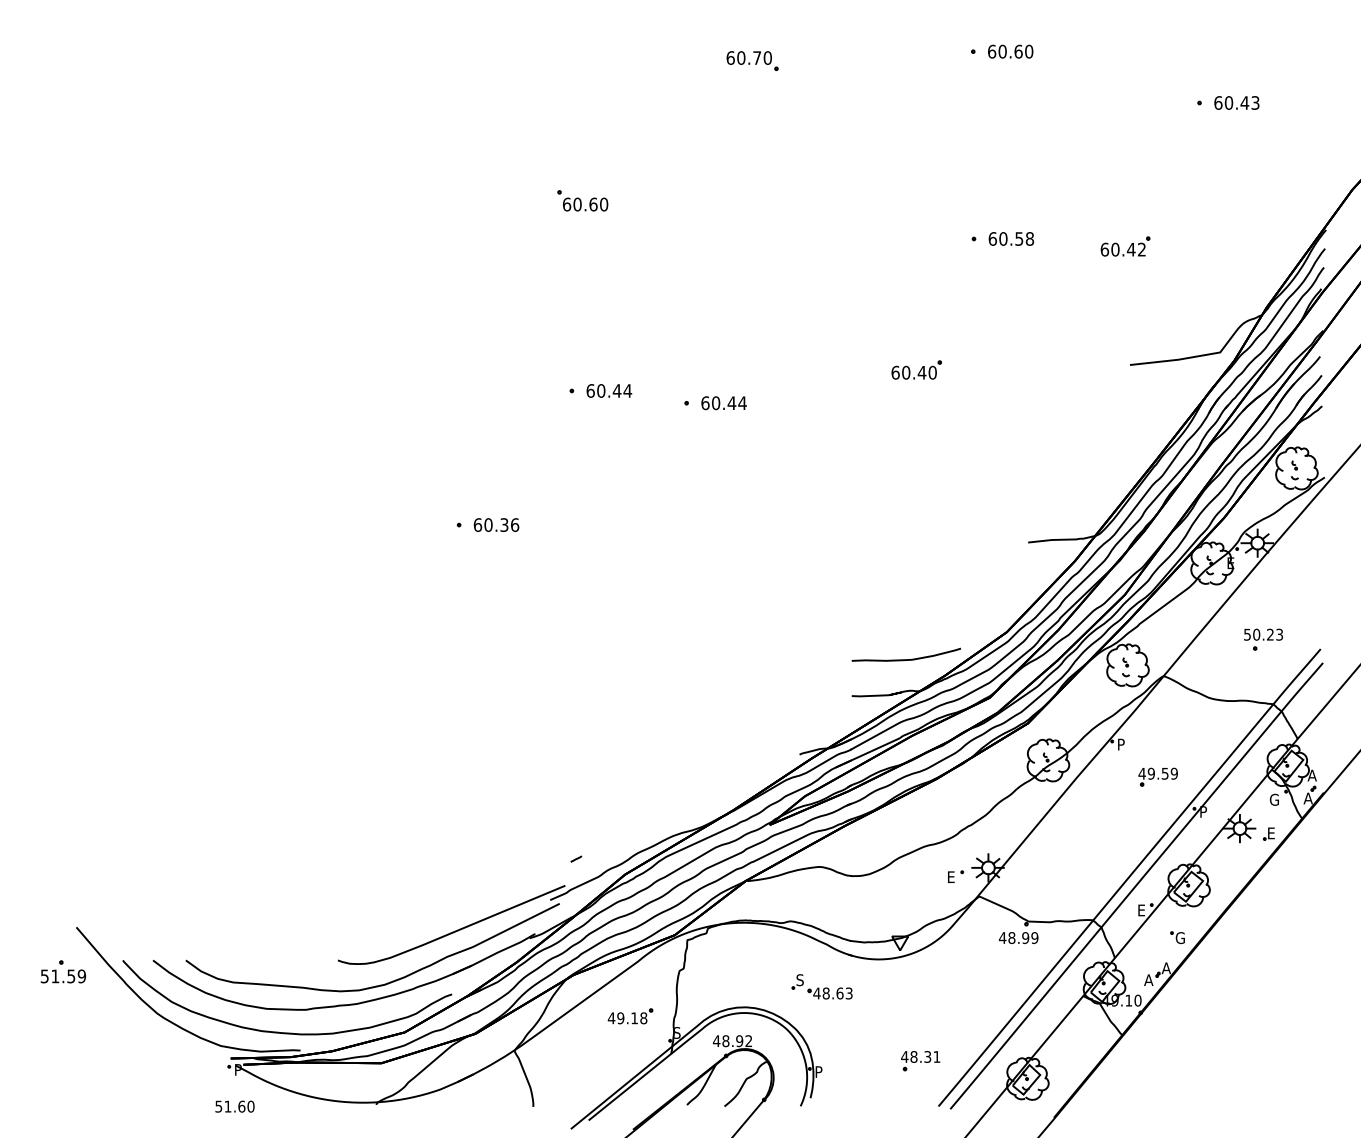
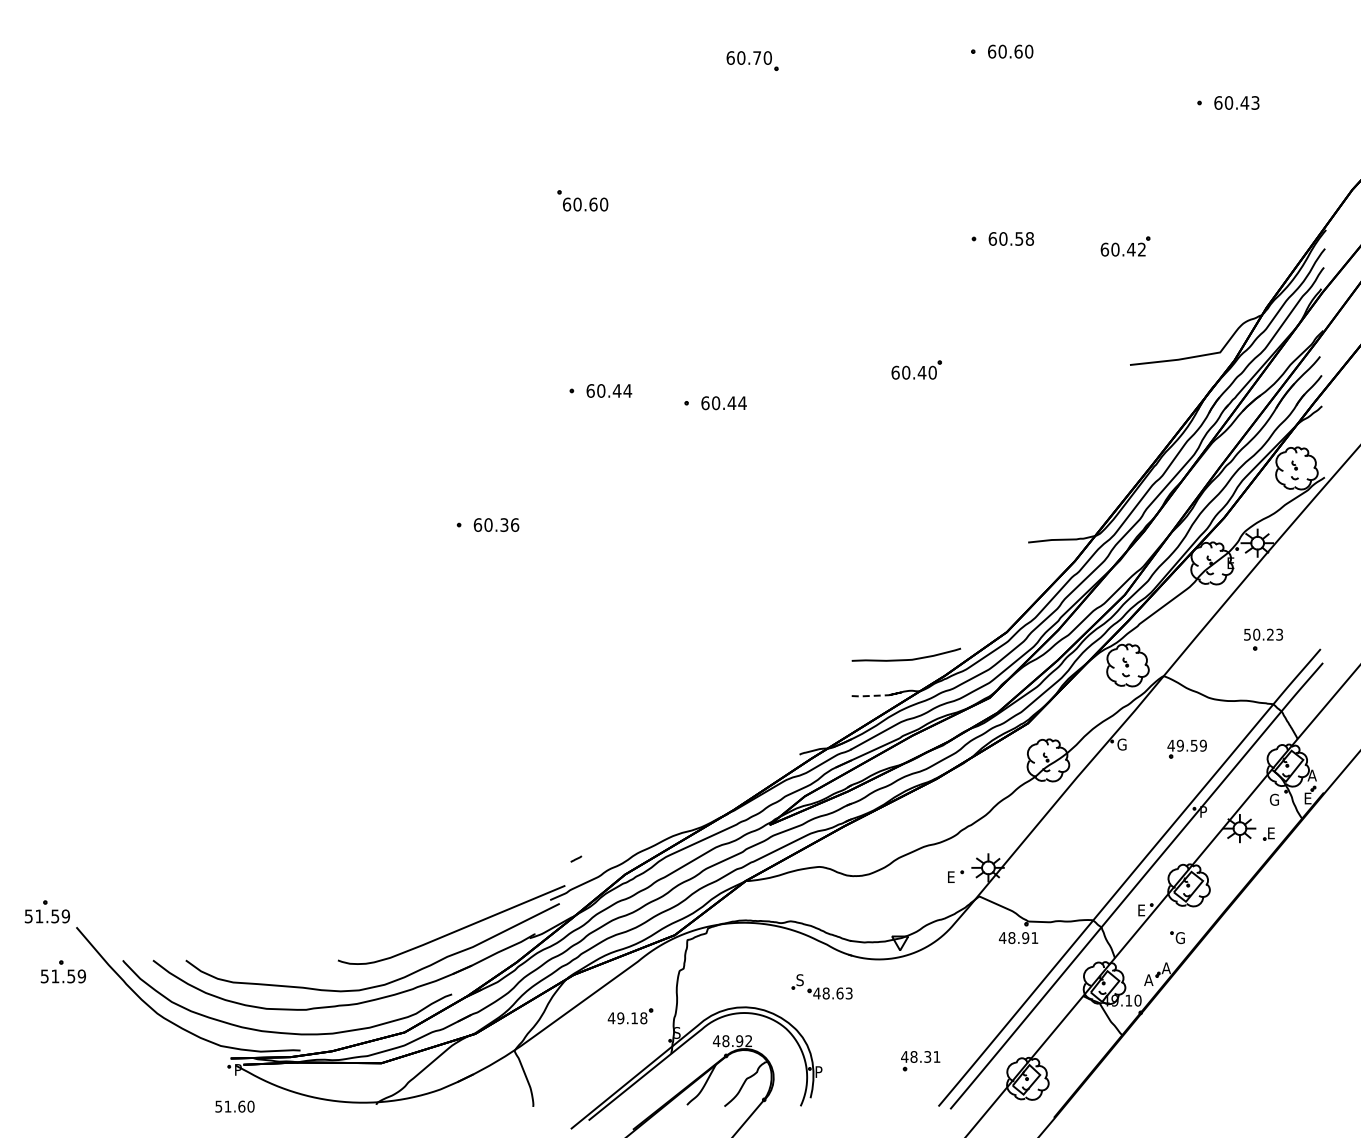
line: solid -> dashed (870, 695)
text: P -> G (1121, 744)
part position: (1157, 776) -> (1186, 748) (1186, 748)
text: A -> E (1307, 798)
part: none -> present (46, 911)
text: 48.99 -> 48.91 (1034, 937)
